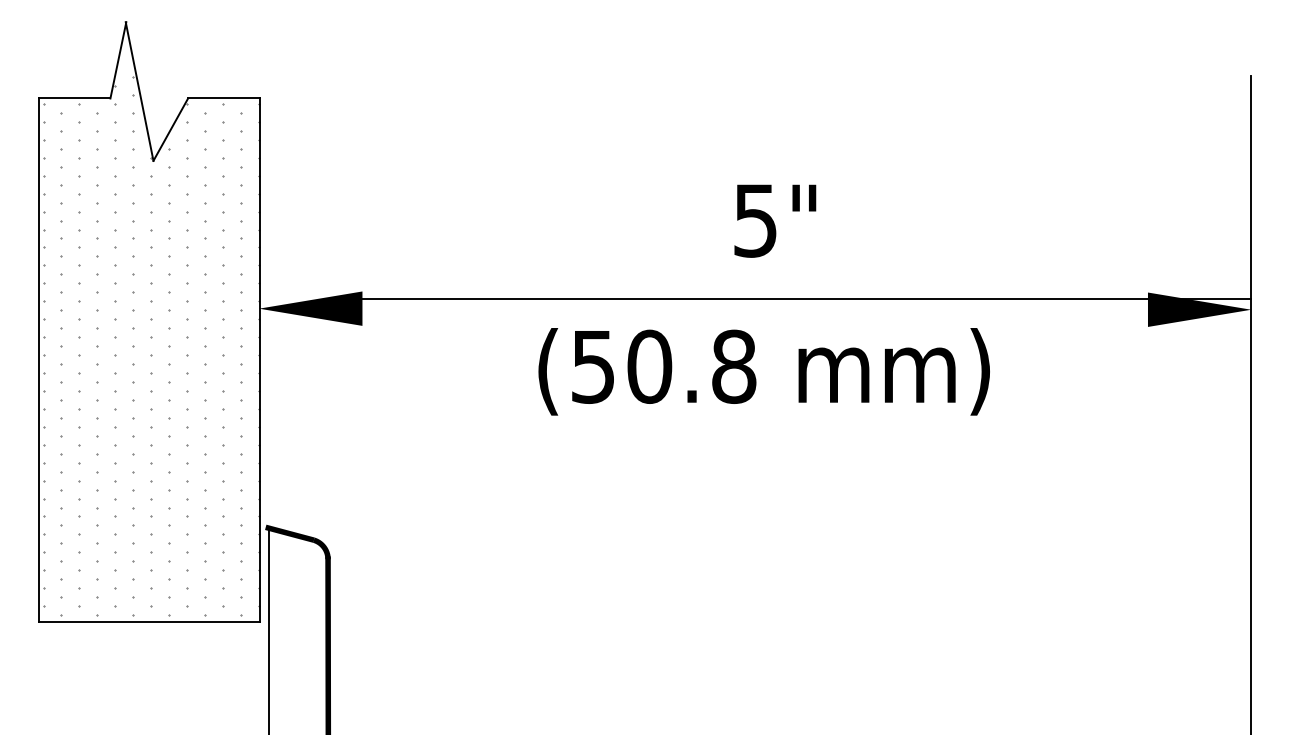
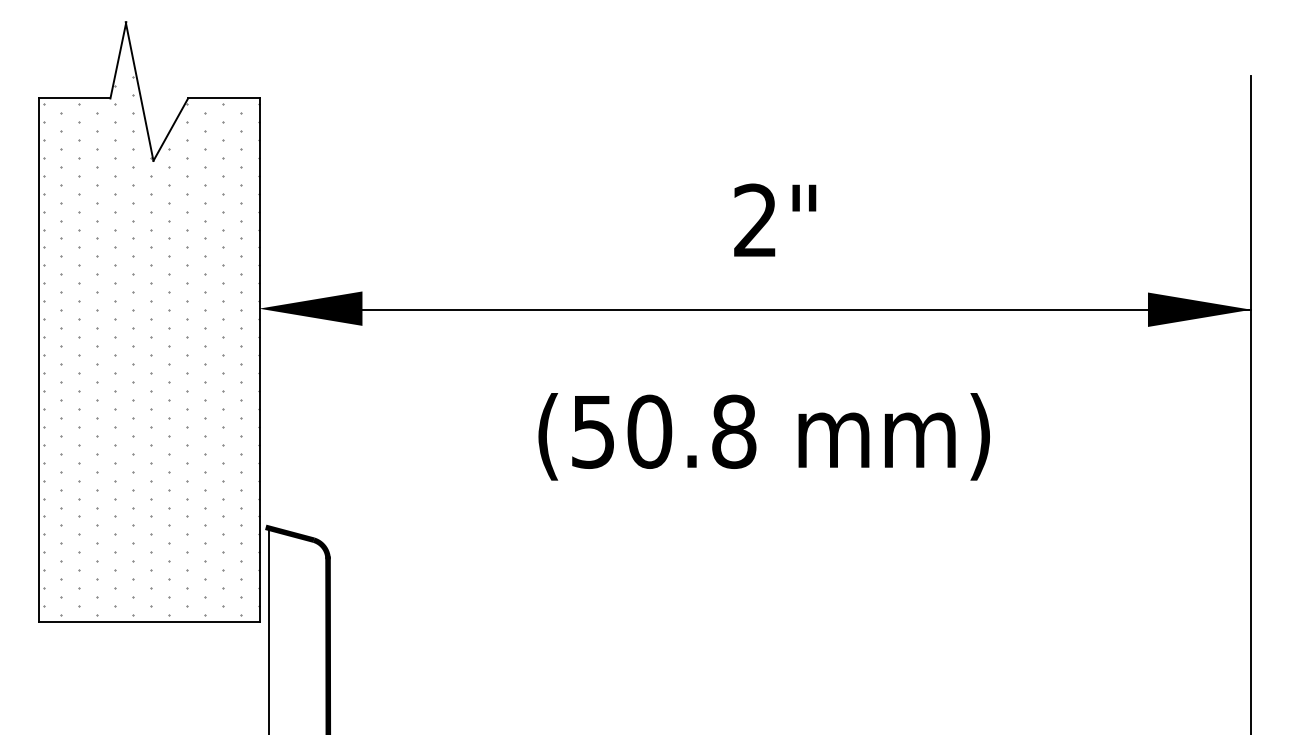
text: 5" -> 2" (755, 220)
line position: (806, 298) -> (806, 309) (806, 309)
text position: (763, 371) -> (763, 436) (763, 436)
